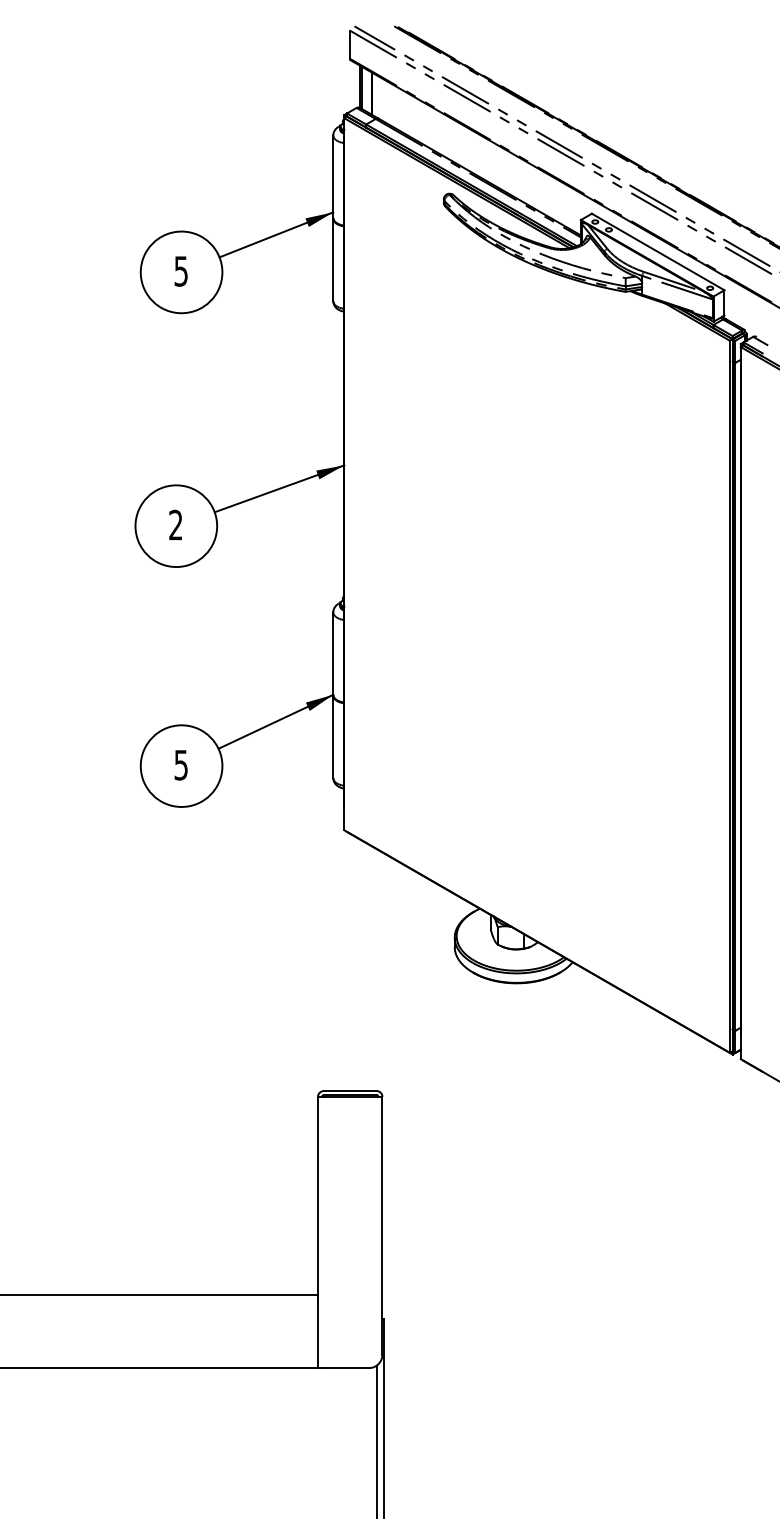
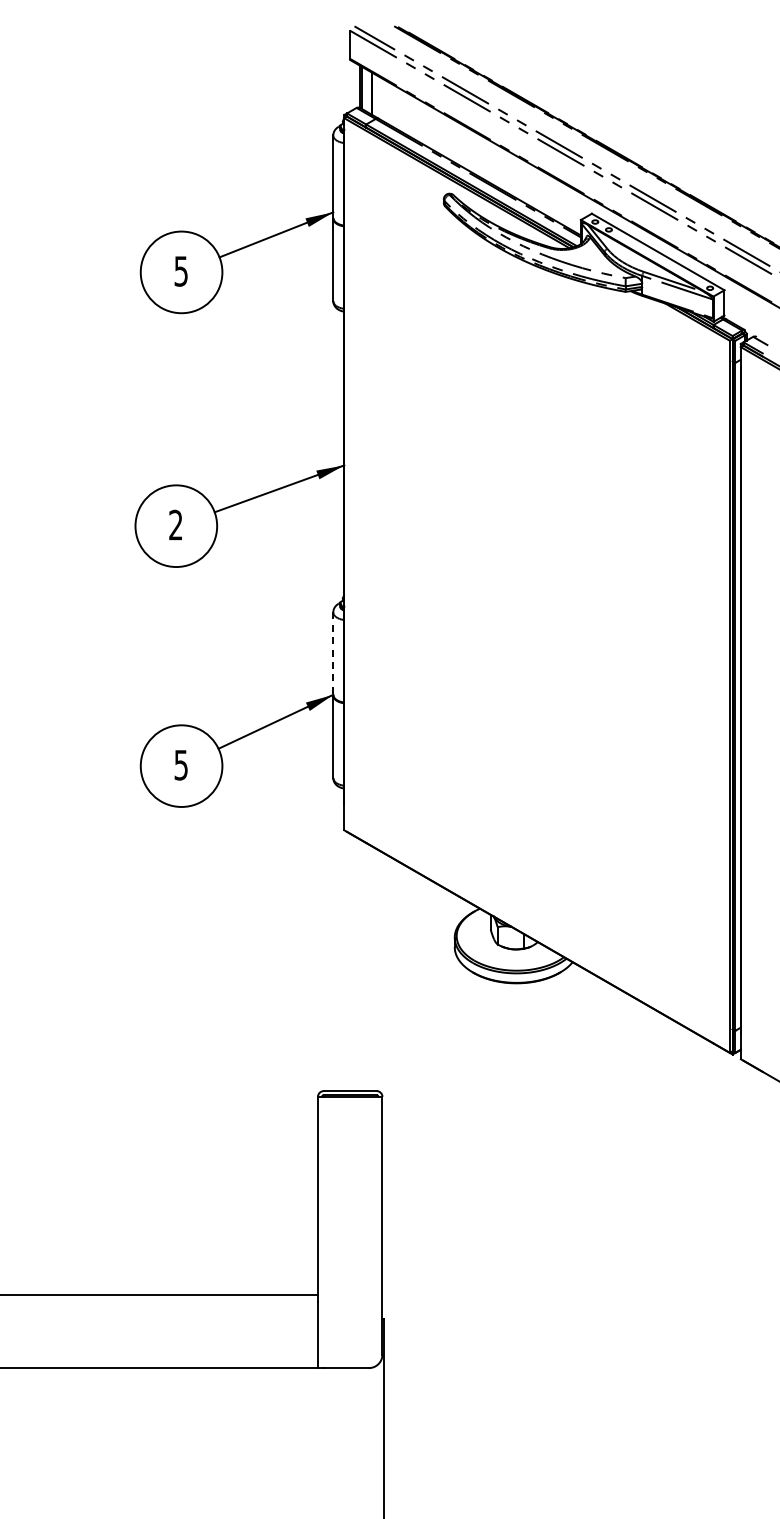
line: solid -> dashed (333, 654)
line: present -> none (376, 1440)
